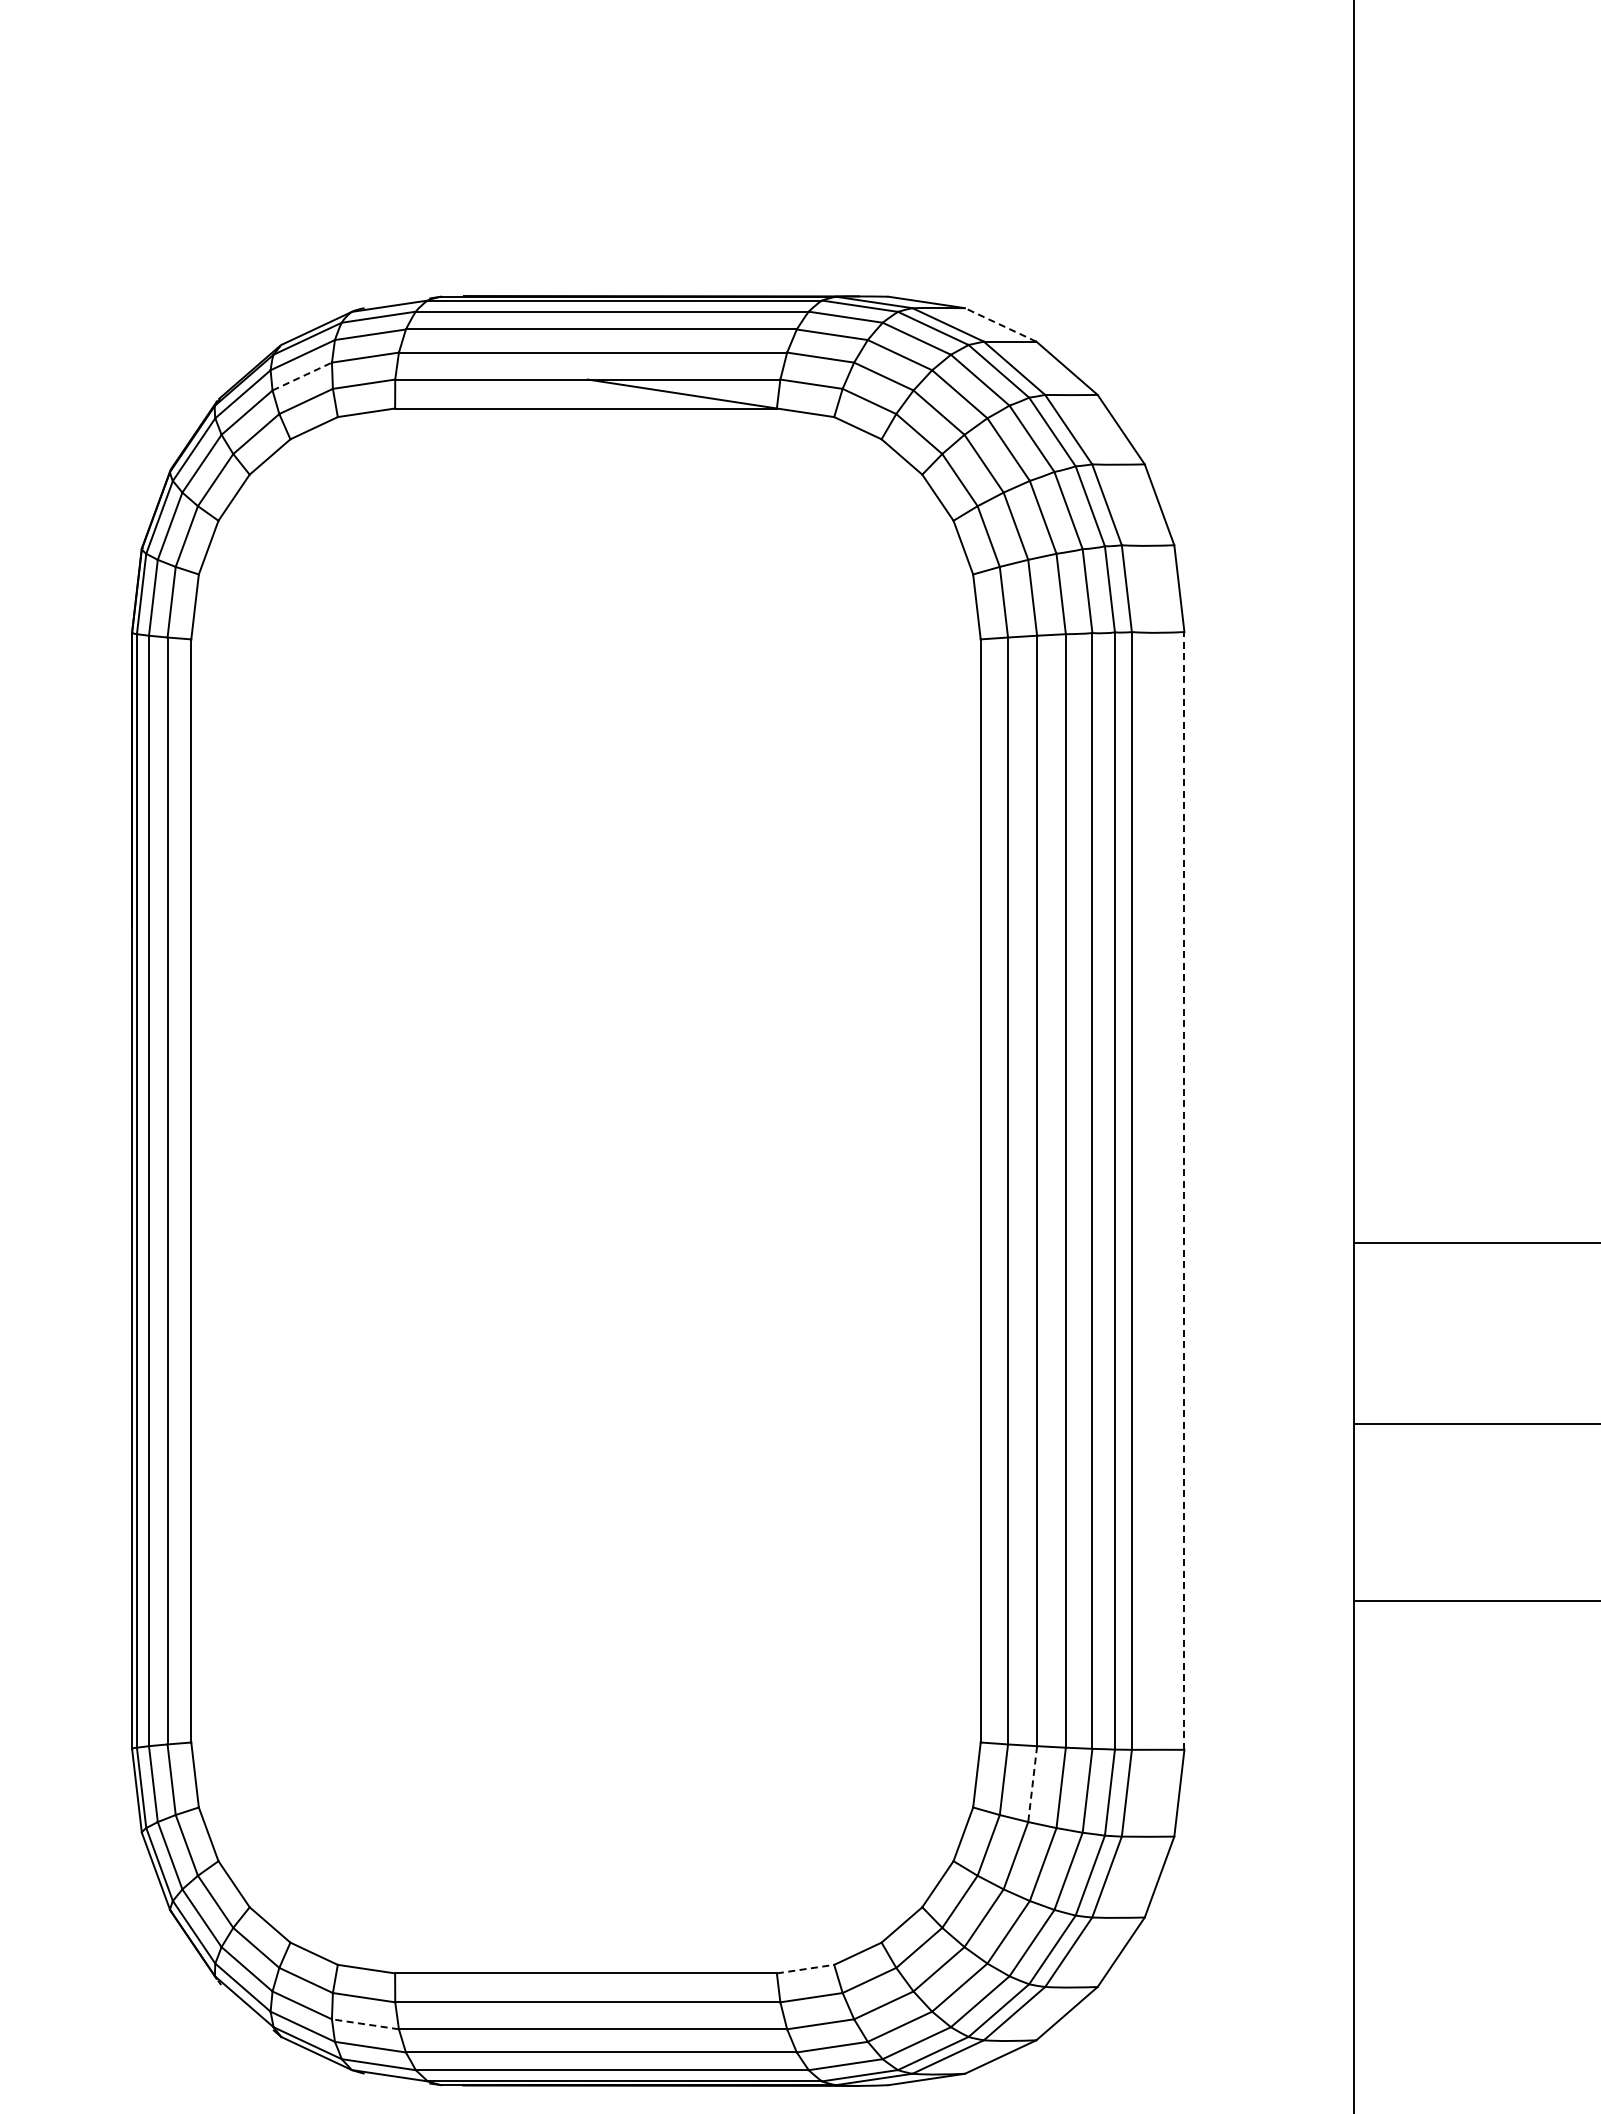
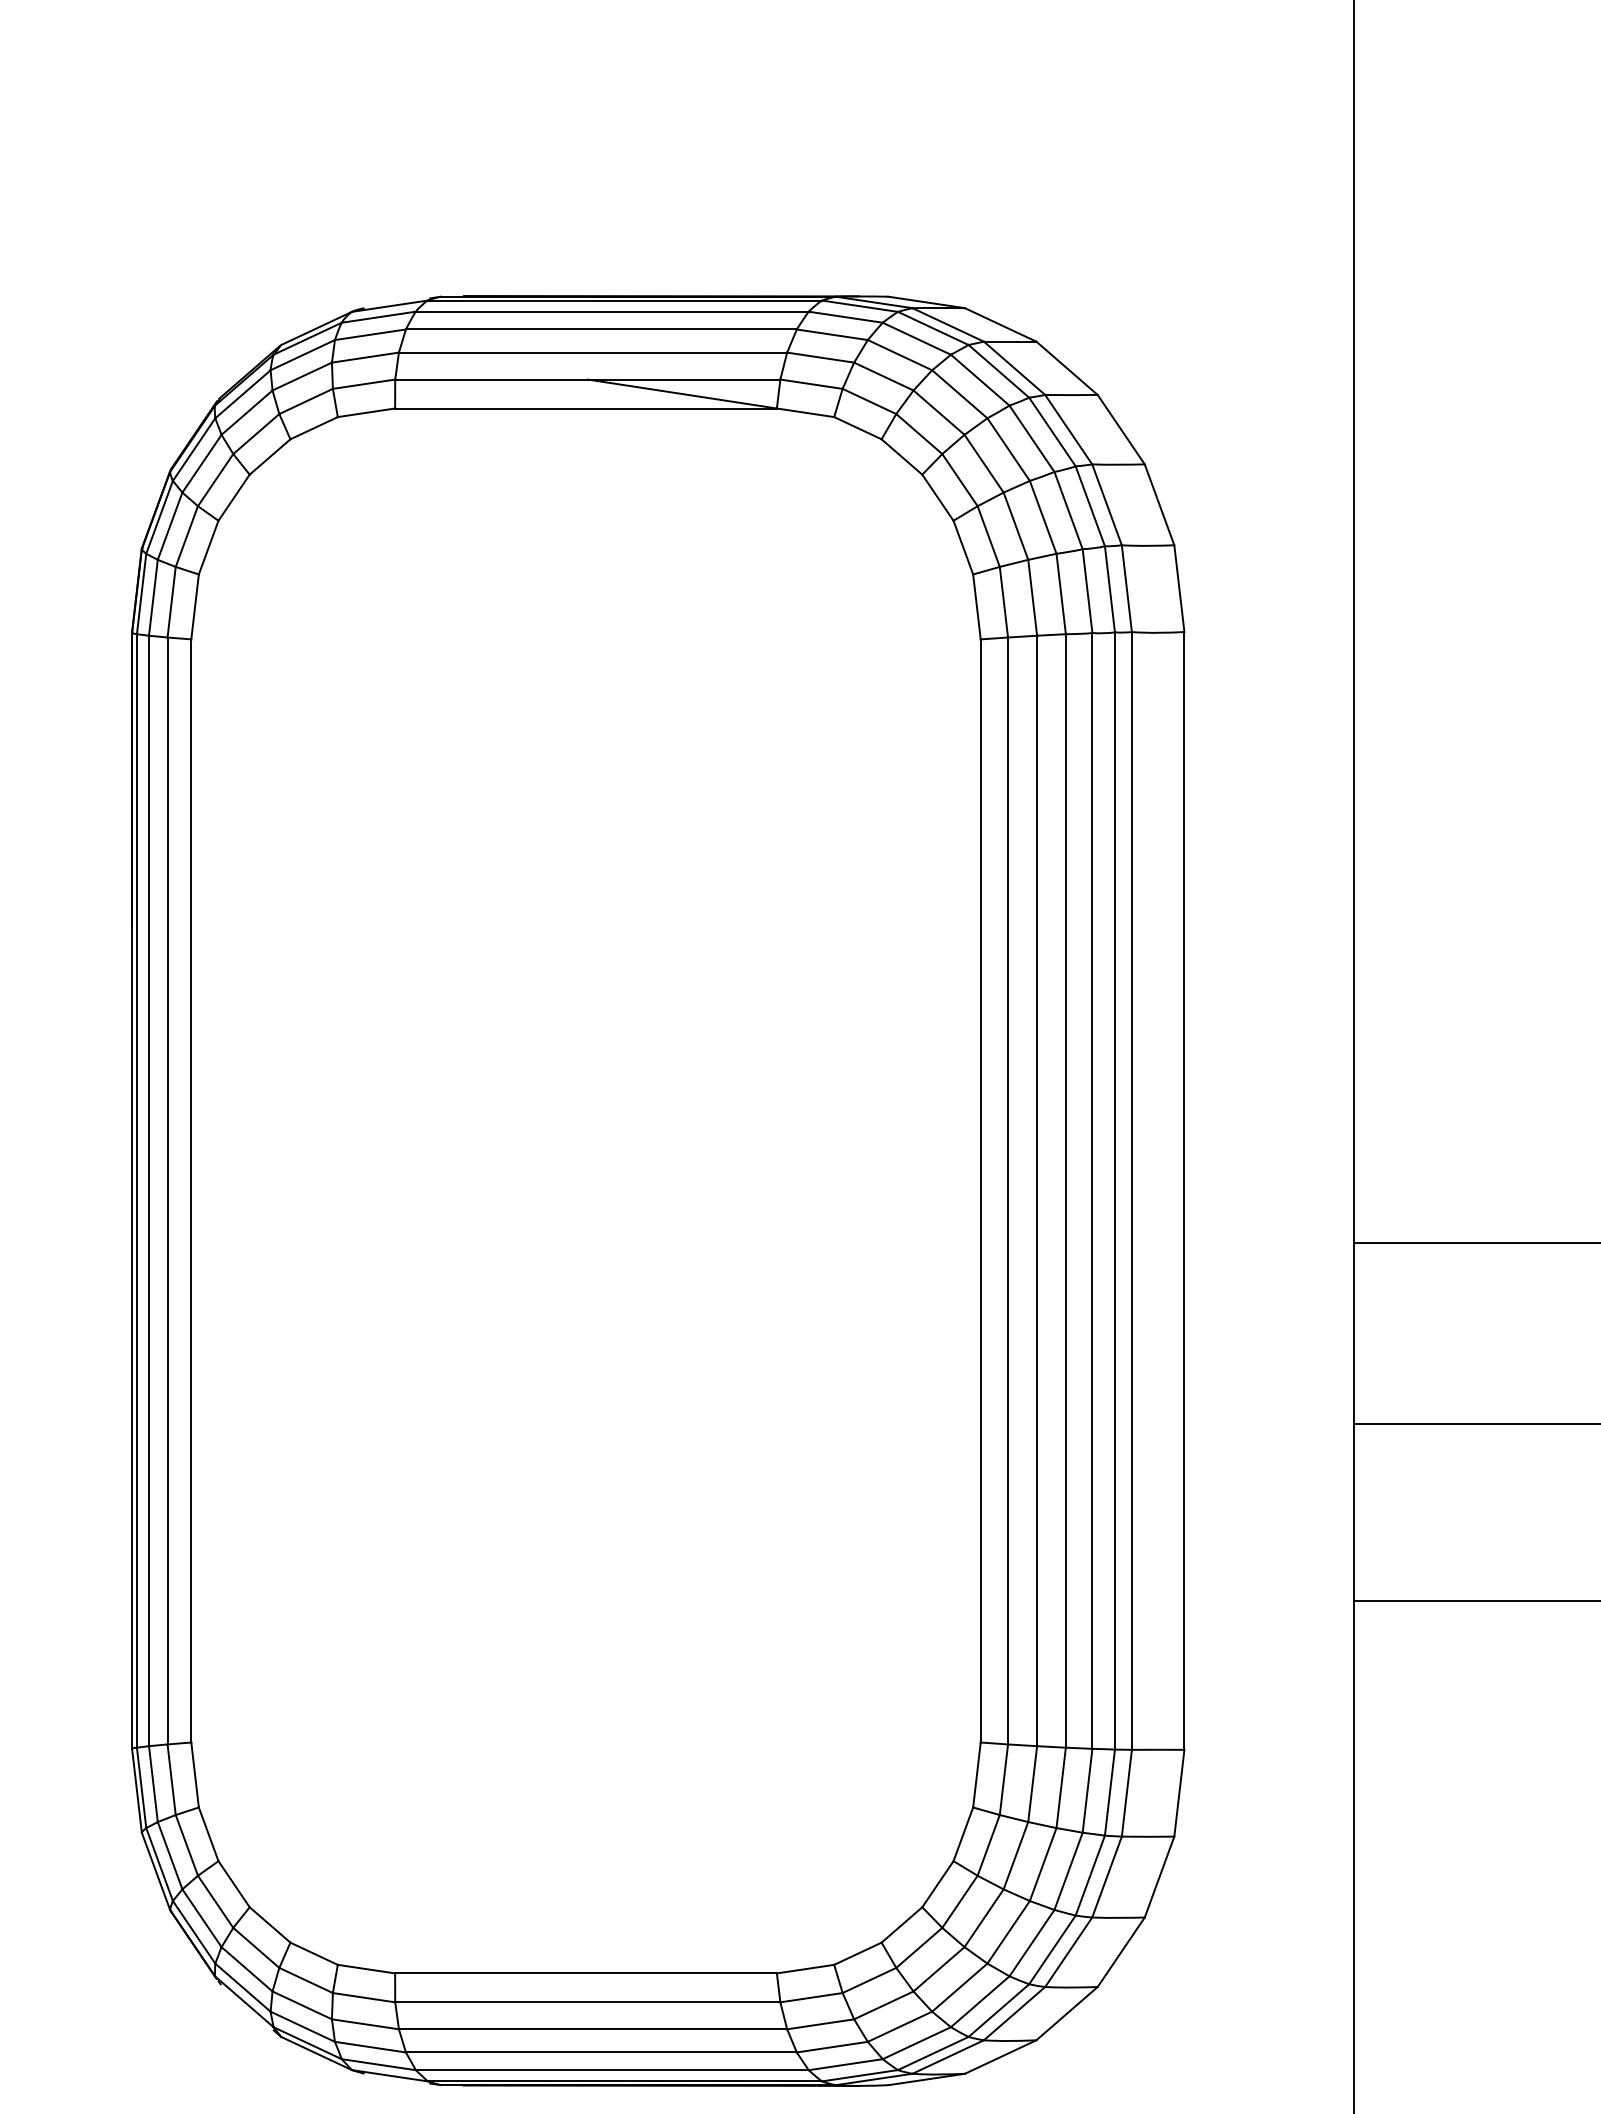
line: dashed -> solid (1000, 324)
line: dashed -> solid (302, 376)
line: dashed -> solid (1184, 1190)
line: dashed -> solid (1032, 1784)
line: dashed -> solid (805, 1969)
line: dashed -> solid (365, 2024)
